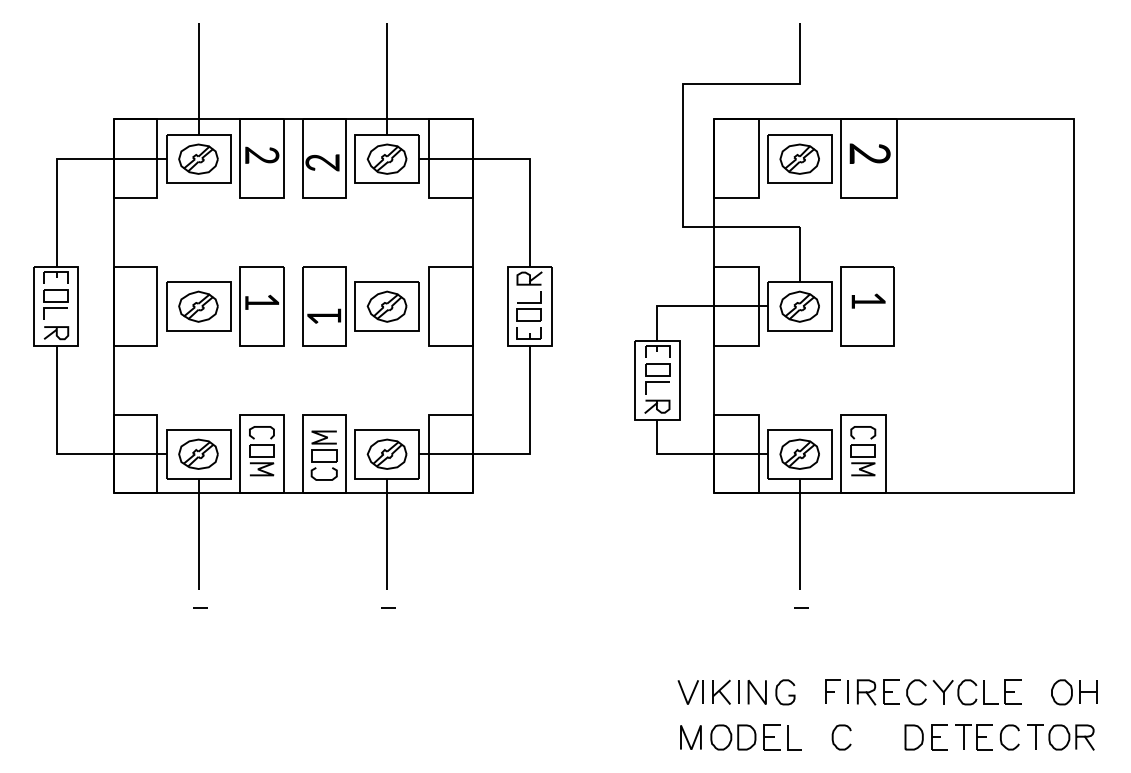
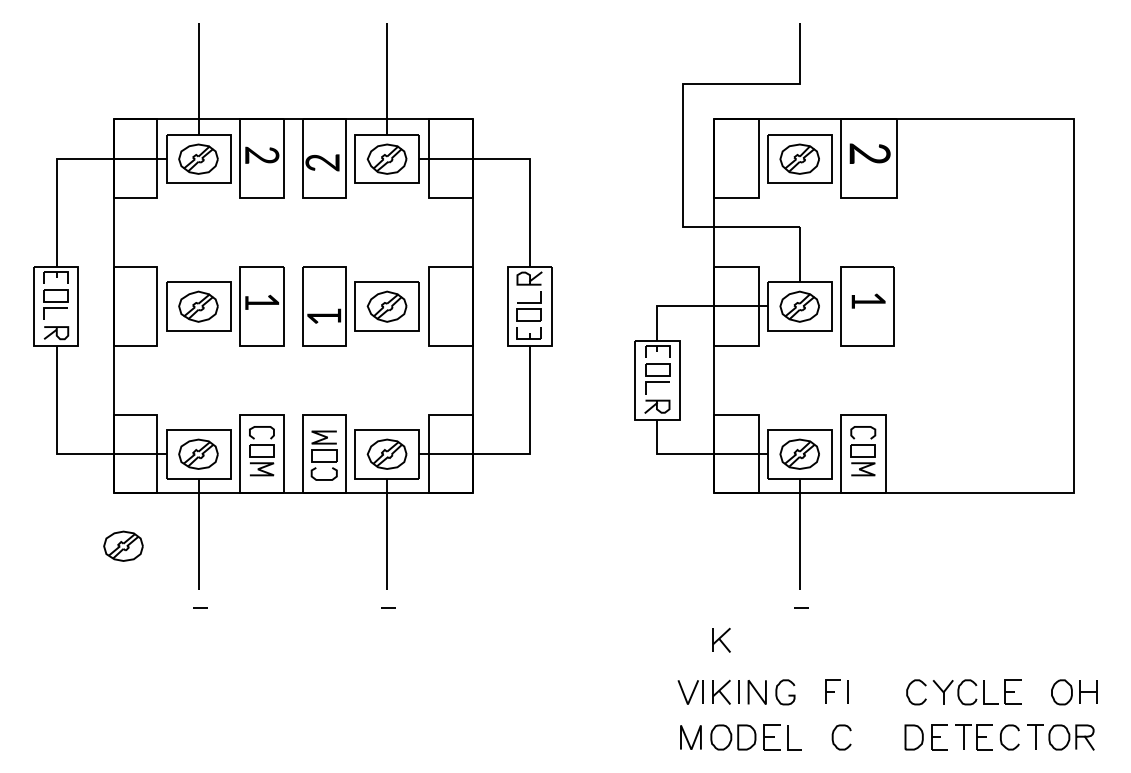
part: none -> present (123, 545)
part: none -> present (721, 639)
part: present -> none (878, 692)
